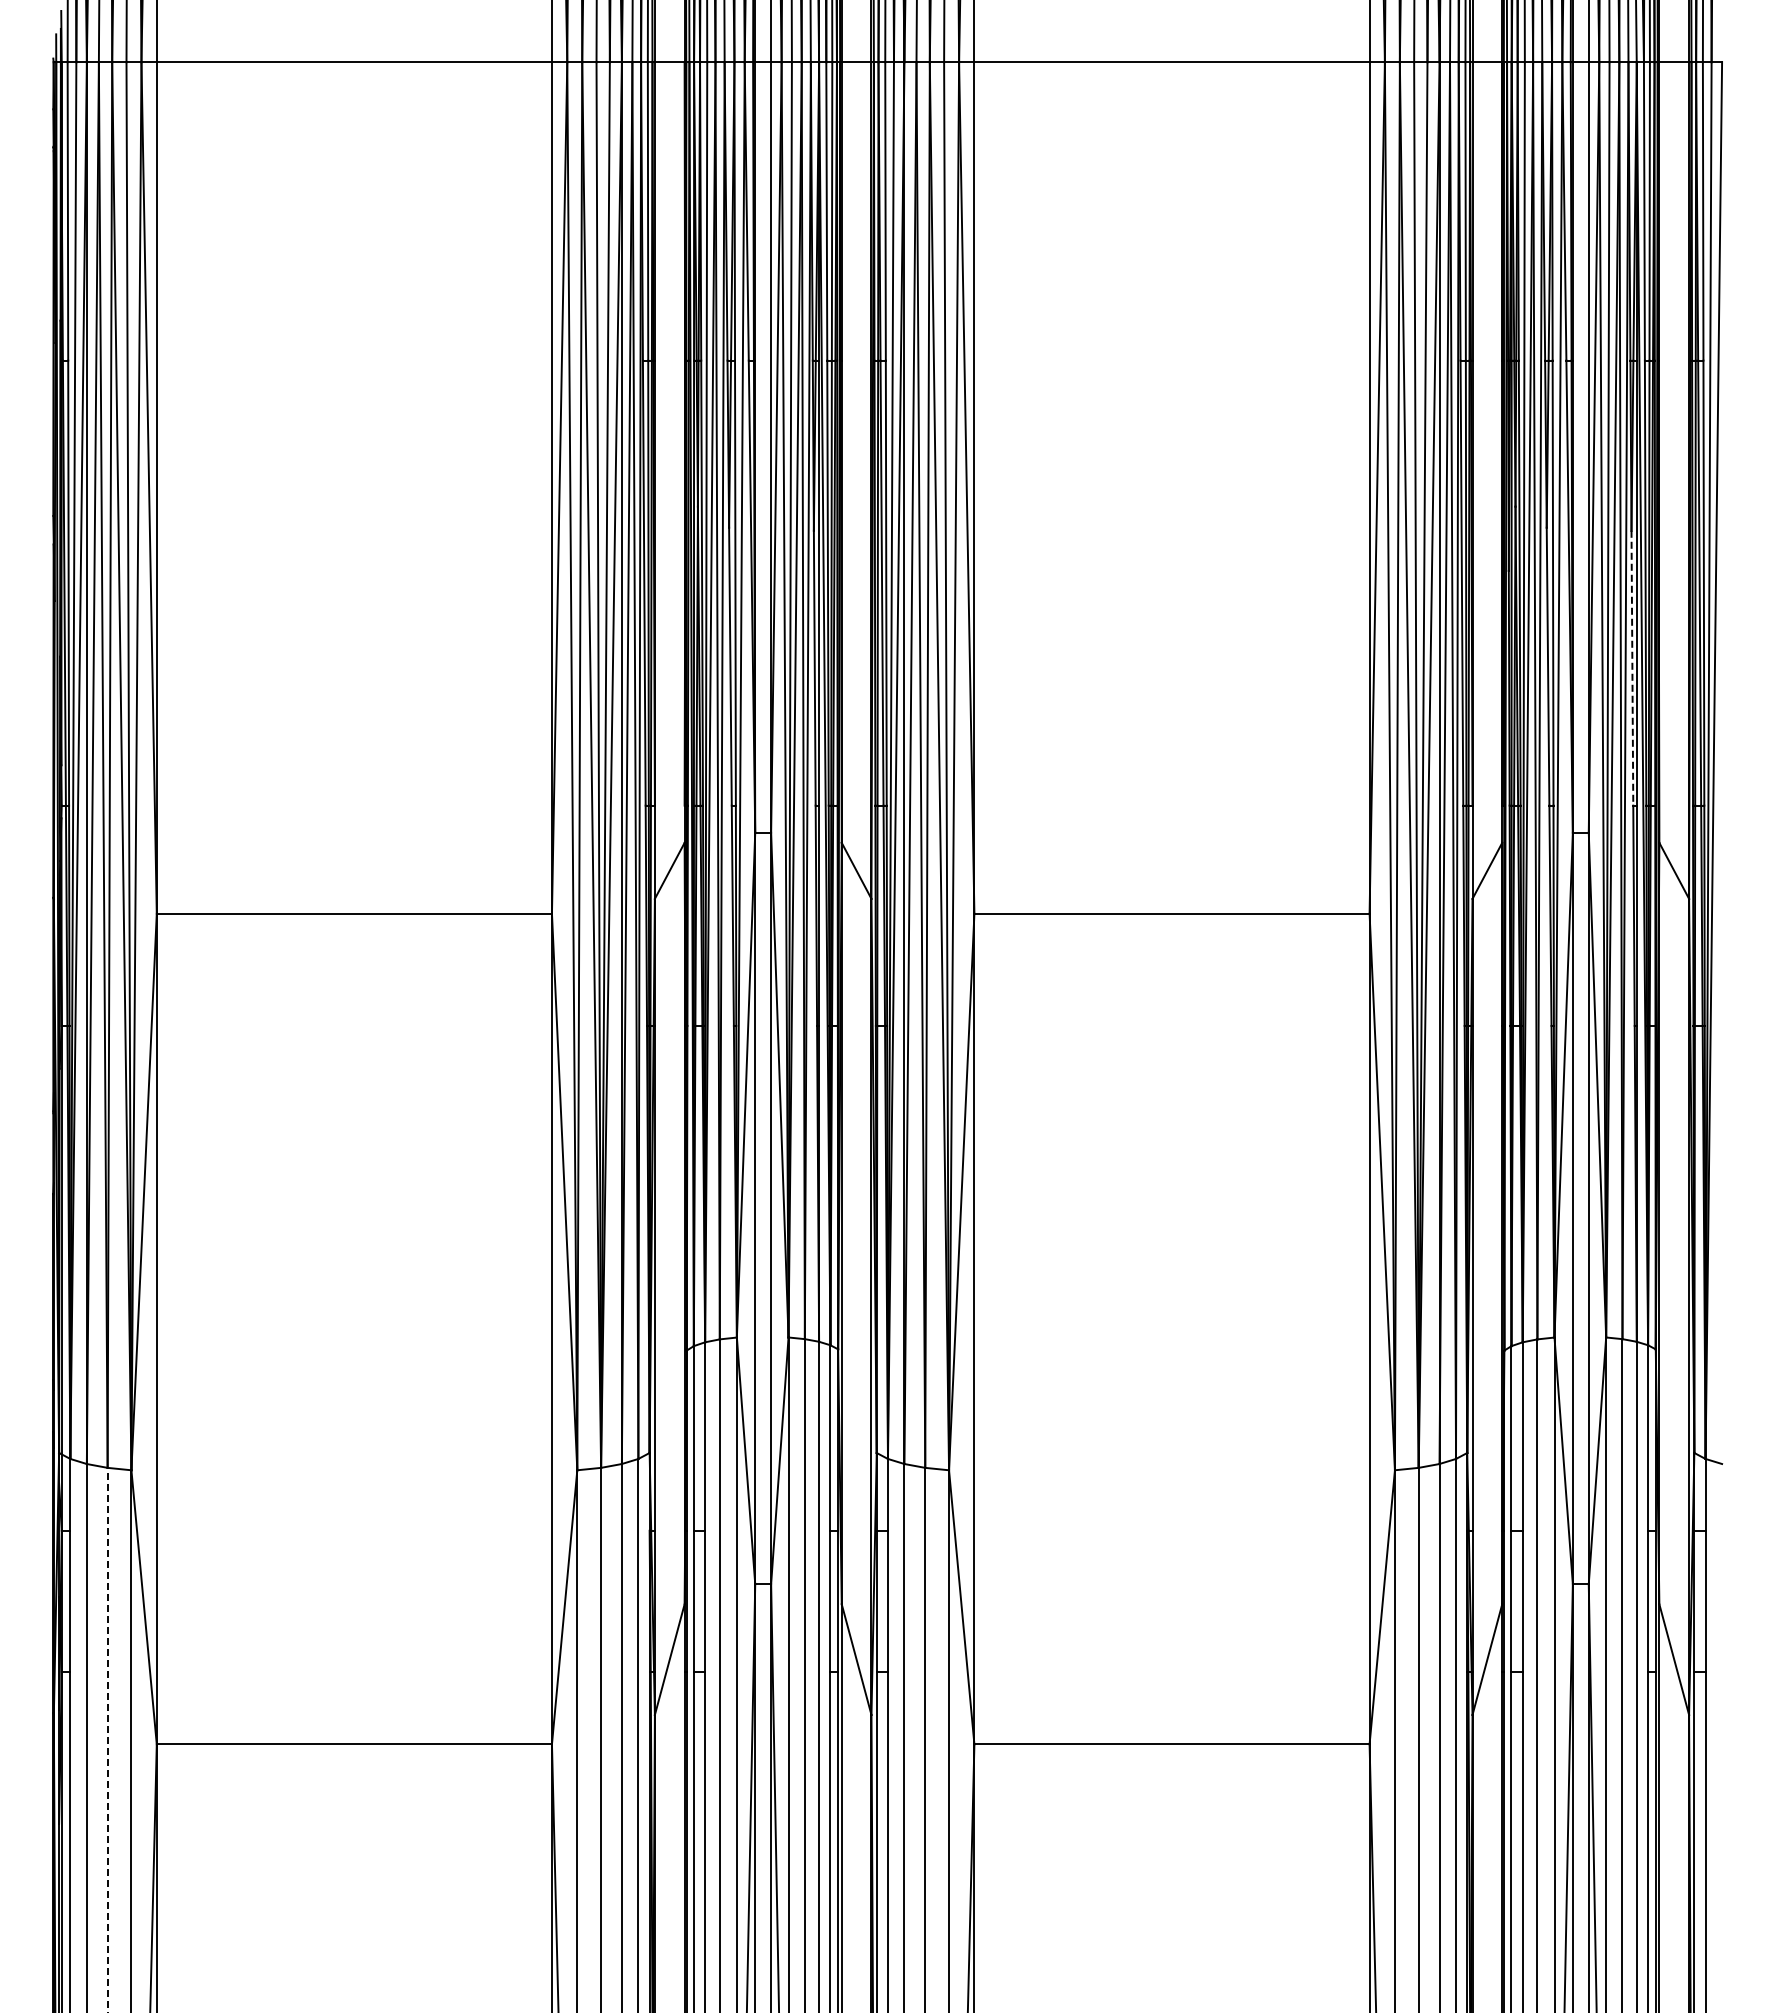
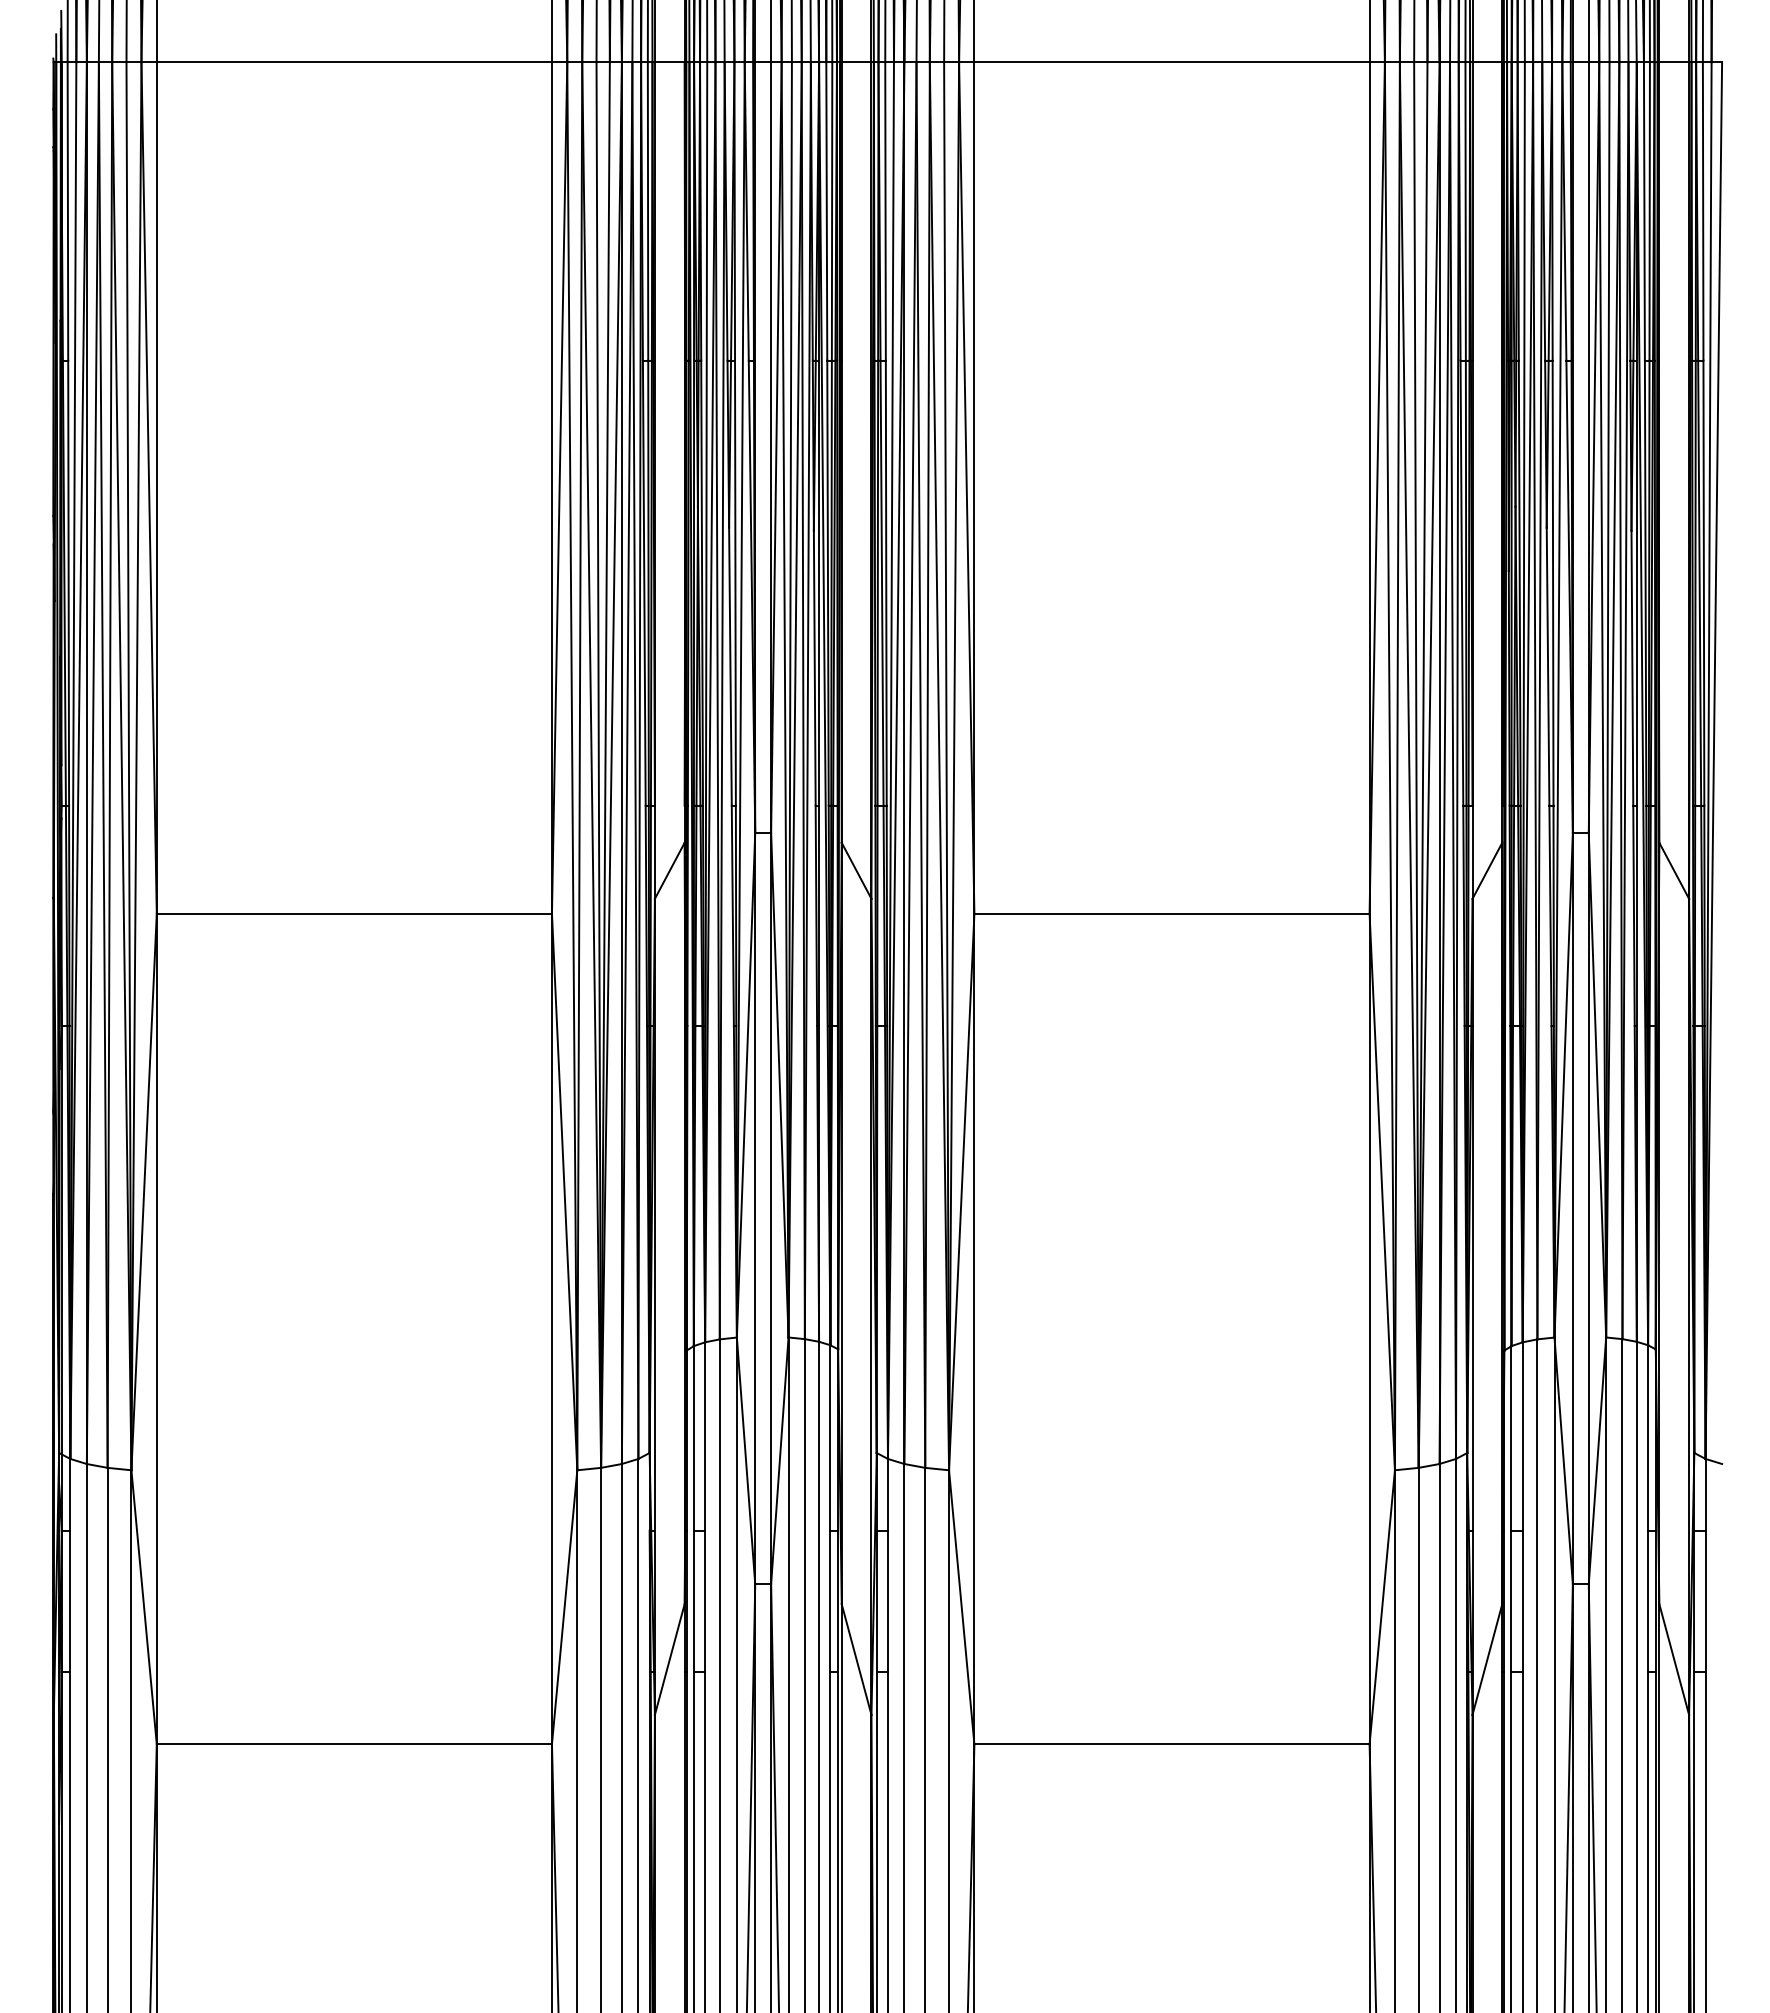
line: dashed -> solid (1632, 668)
line: dashed -> solid (107, 1739)
